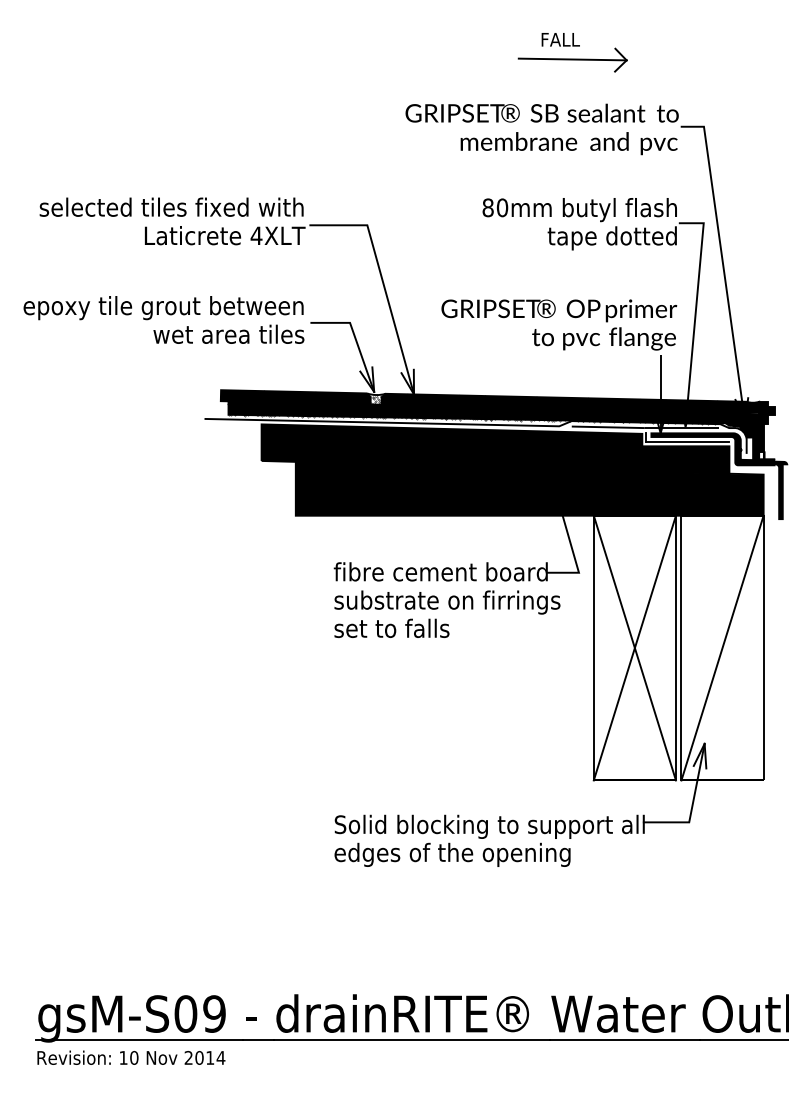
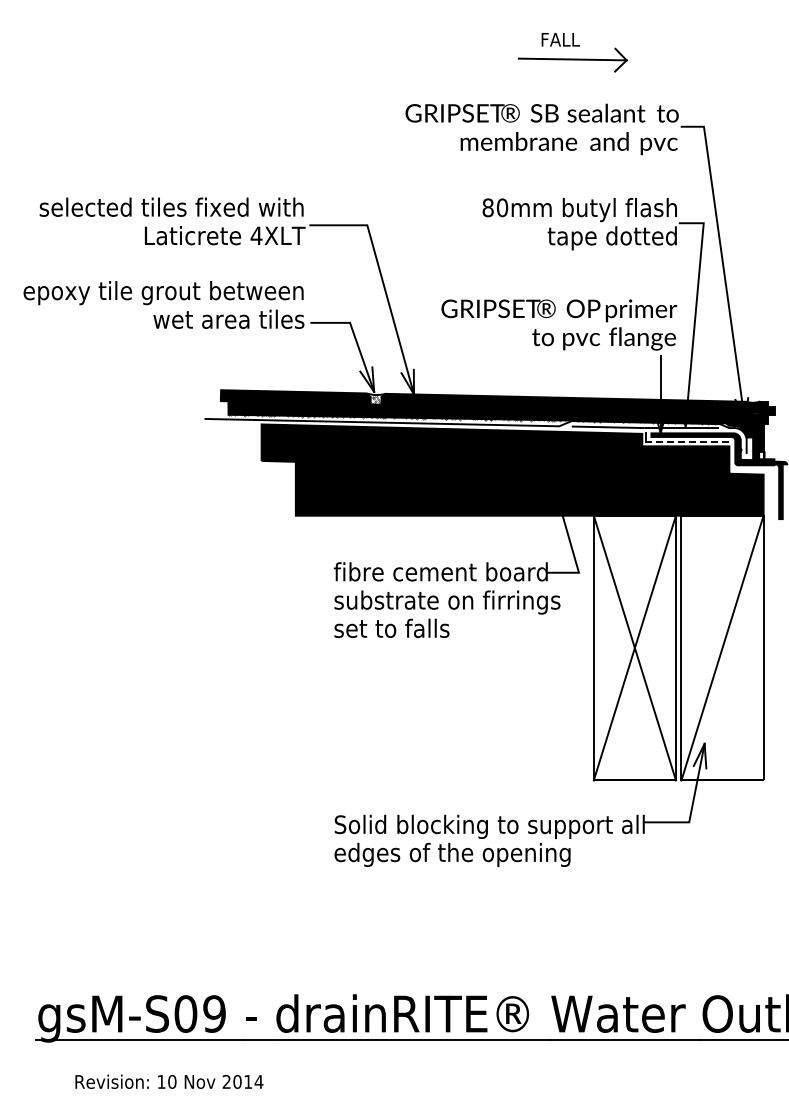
text position: (163, 319) -> (163, 304) (163, 304)
line: solid -> dashed (687, 441)
text position: (131, 1057) -> (169, 1081) (169, 1081)
